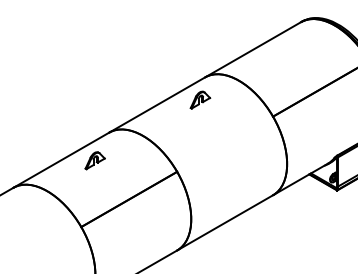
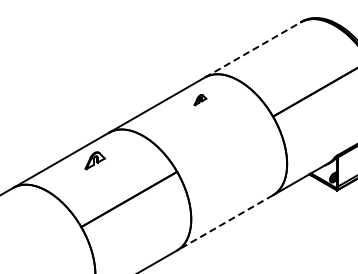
line: solid -> dashed (253, 49)
part size: 23x20 px -> 15x13 px (200, 100)
line: solid -> dashed (224, 223)
